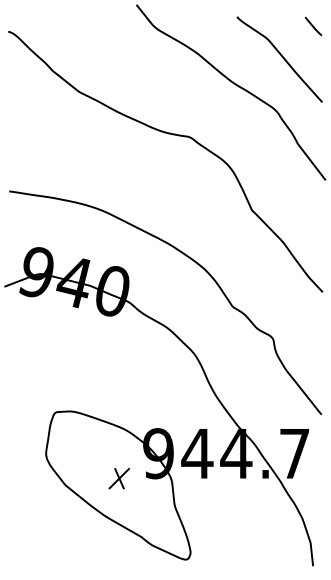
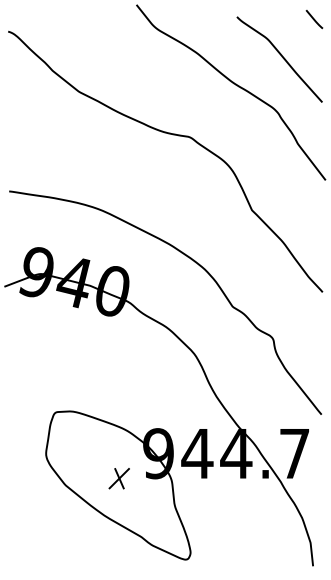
line position: (313, 26) -> (314, 19) (314, 19)
